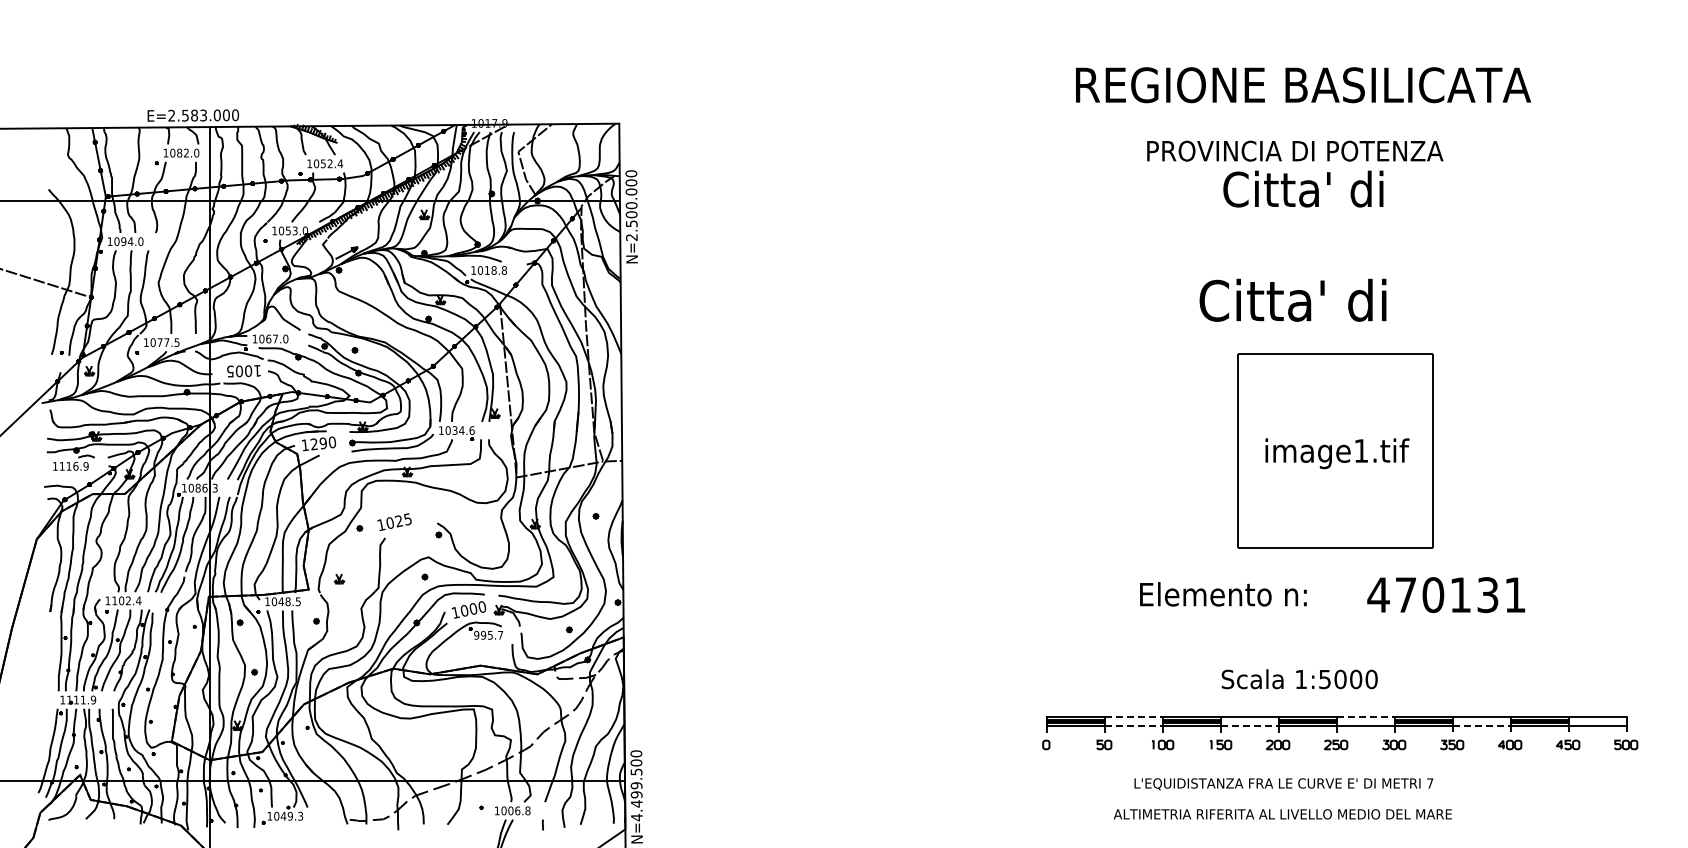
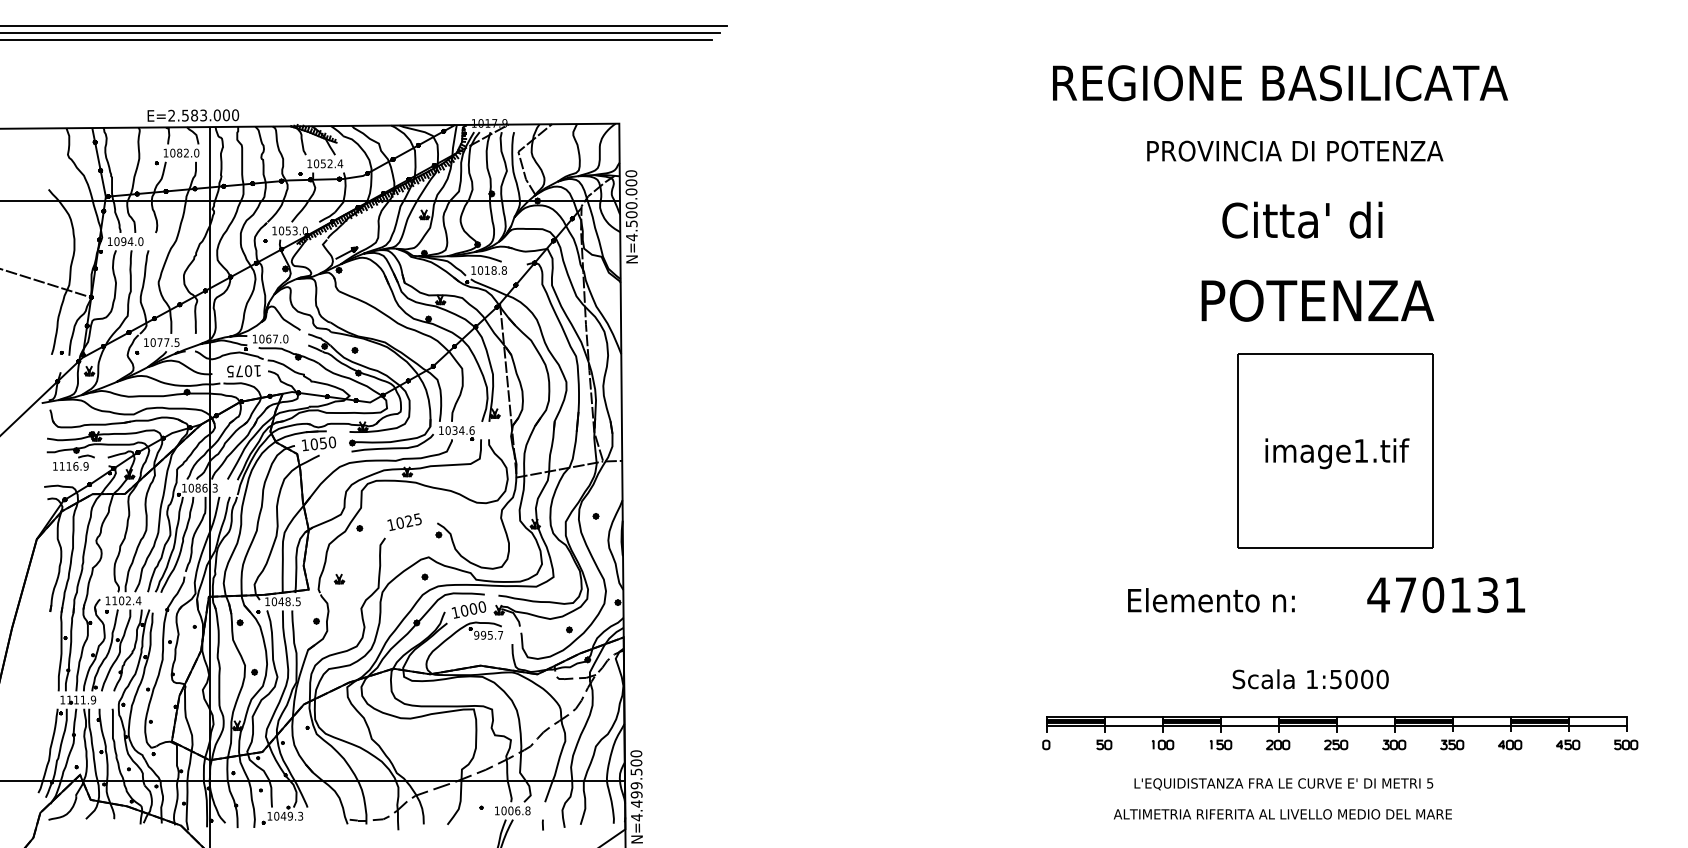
line: none -> present (364, 25)
line: none -> present (360, 32)
line: none -> present (357, 40)
text position: (1303, 85) -> (1280, 83) (1280, 83)
text position: (1303, 188) -> (1302, 219) (1302, 219)
text: N=2.500.000 -> N=4.500.000 (631, 237)
text: Citta' di -> POTENZA (1316, 299)
text: 1005 -> 1075 (238, 371)
text: 1290 -> 1050 (318, 443)
text position: (394, 521) -> (404, 521) (404, 521)
text position: (1223, 594) -> (1211, 600) (1211, 600)
text position: (1299, 679) -> (1310, 679) (1310, 679)
line: dashed -> solid (1134, 717)
line: dashed -> solid (1366, 717)
line: dashed -> solid (1134, 726)
line: dashed -> solid (1250, 726)
line: dashed -> solid (1482, 726)
text: 7 -> 5 (1430, 783)
